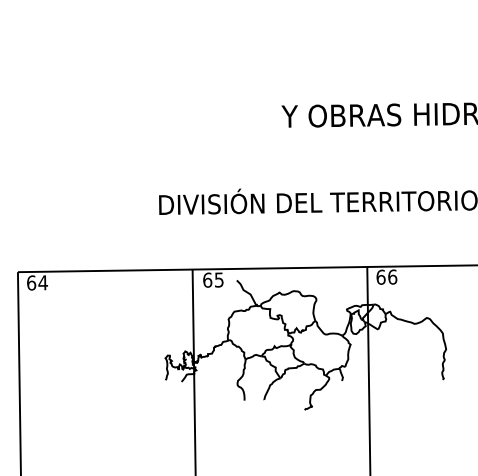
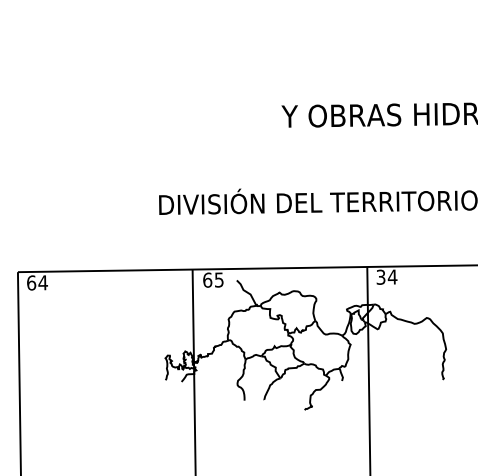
text: 66 -> 34 (386, 276)
